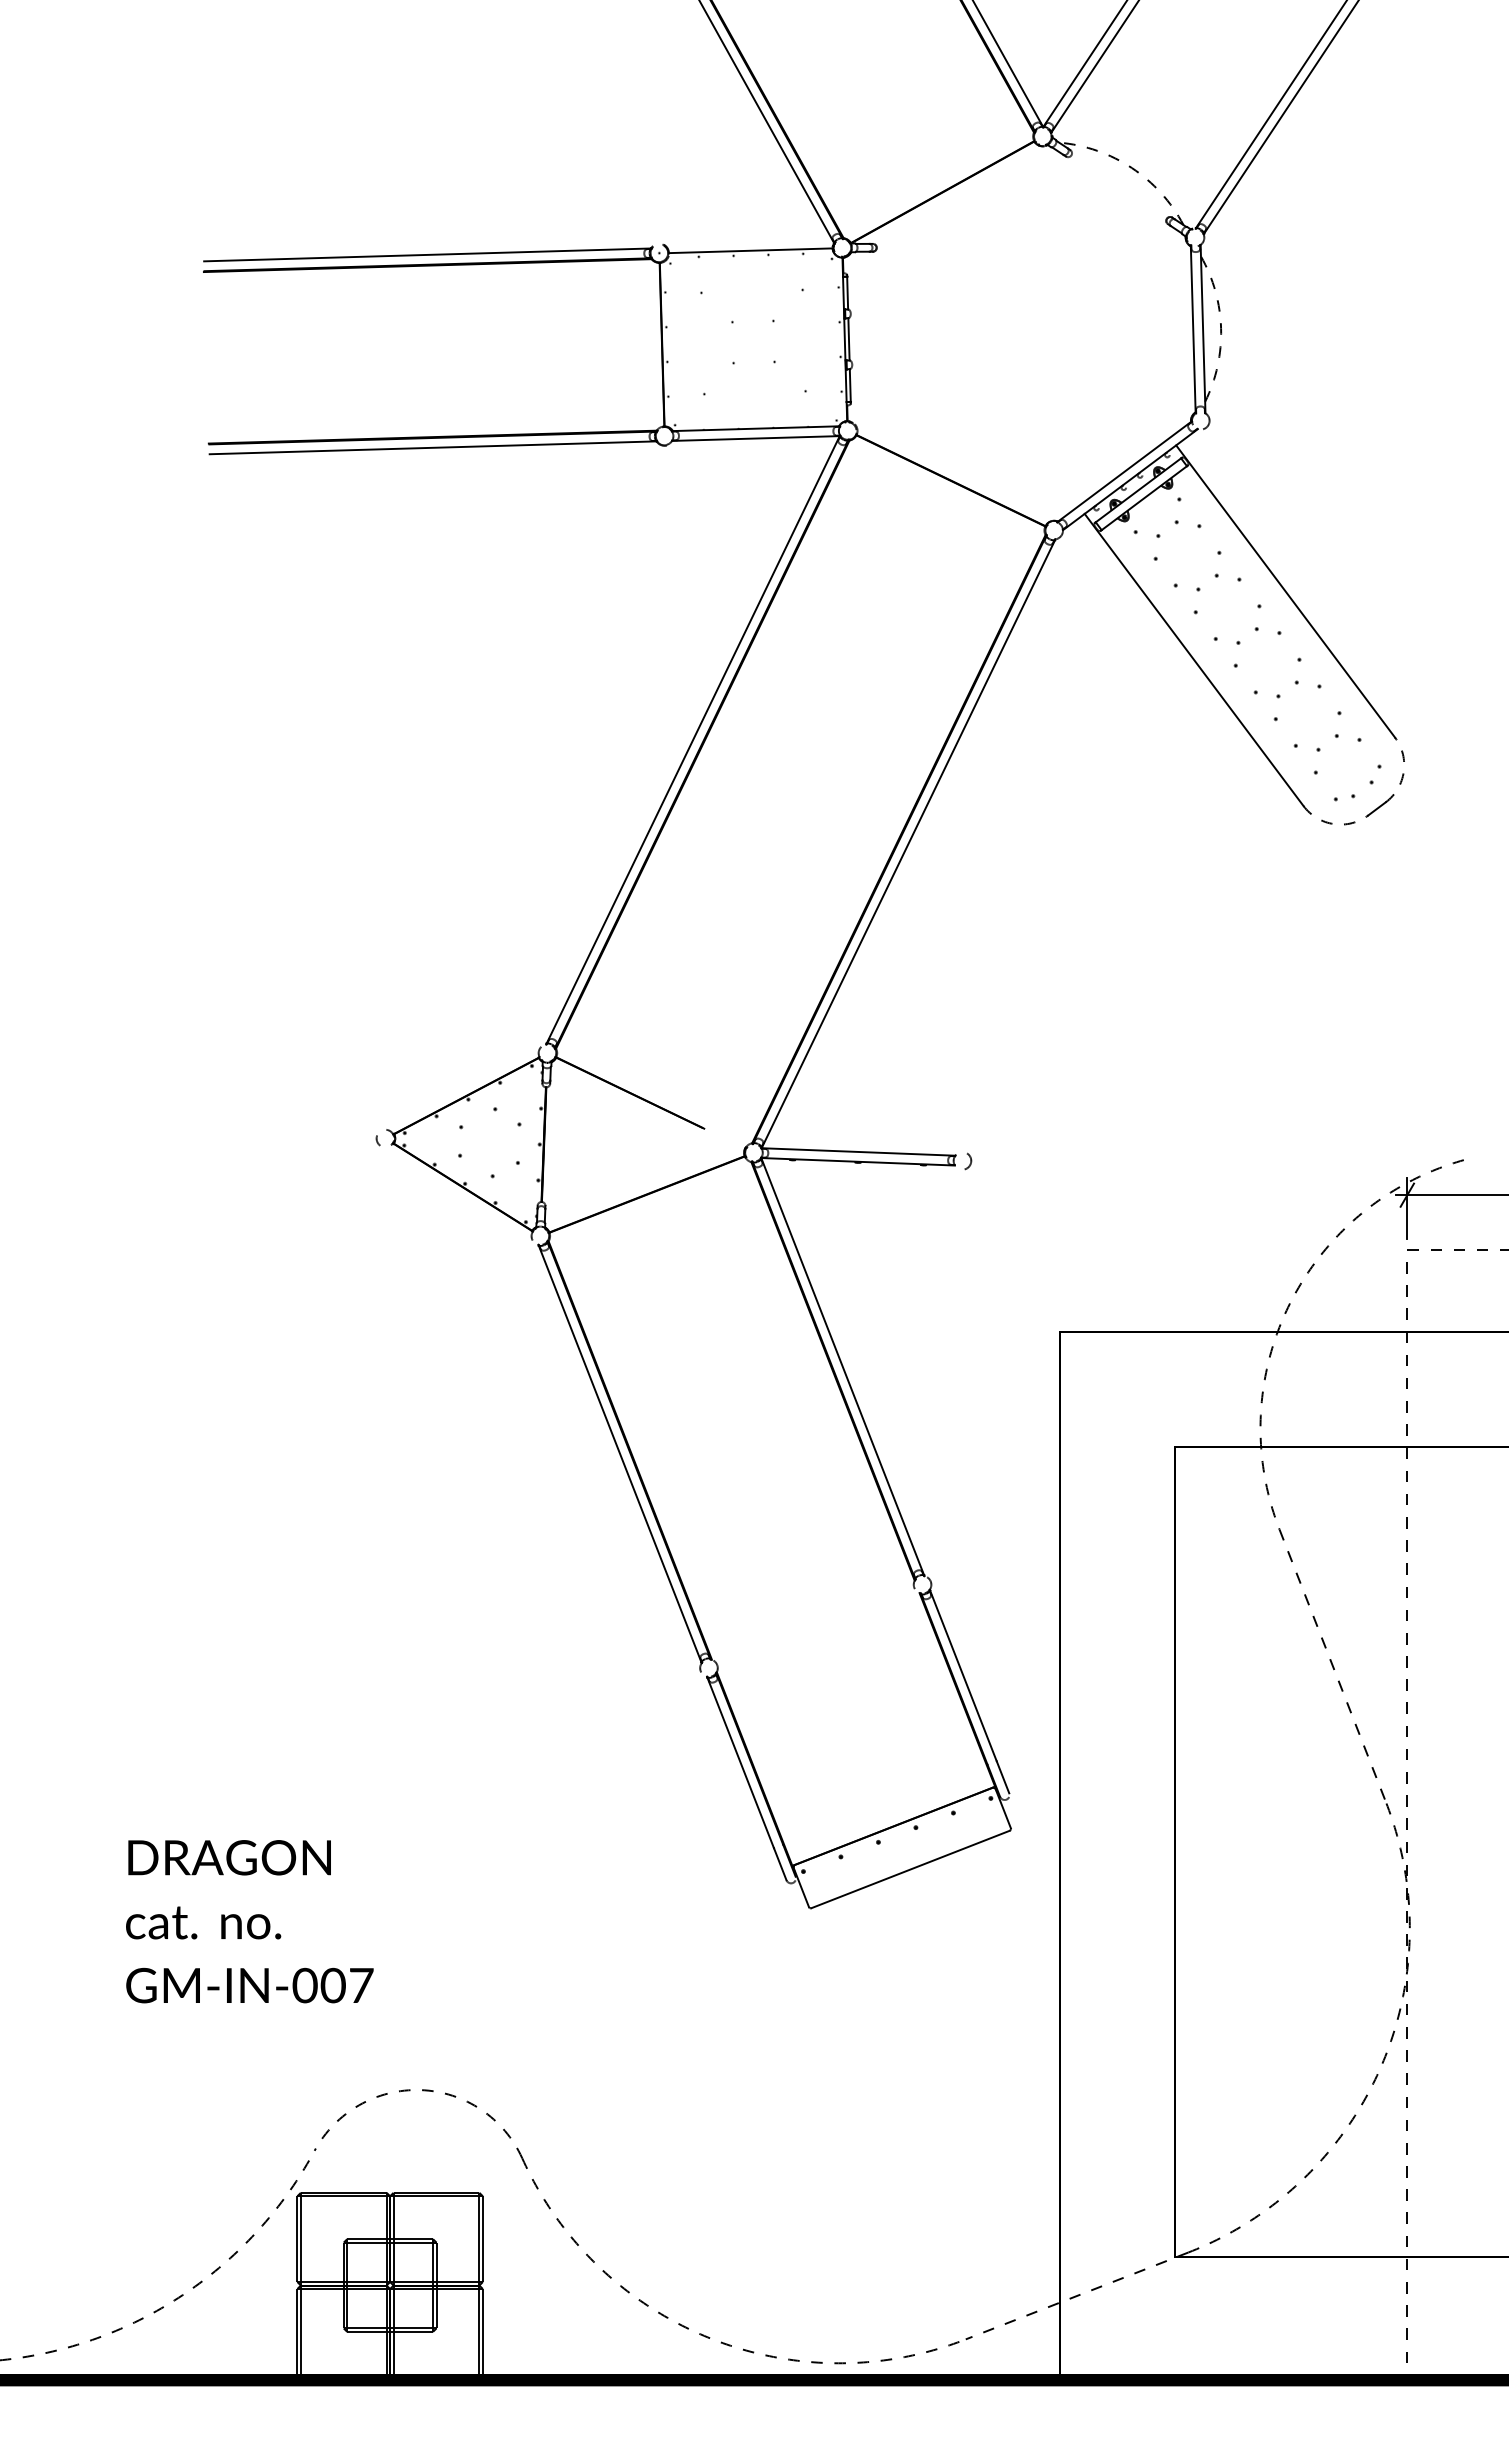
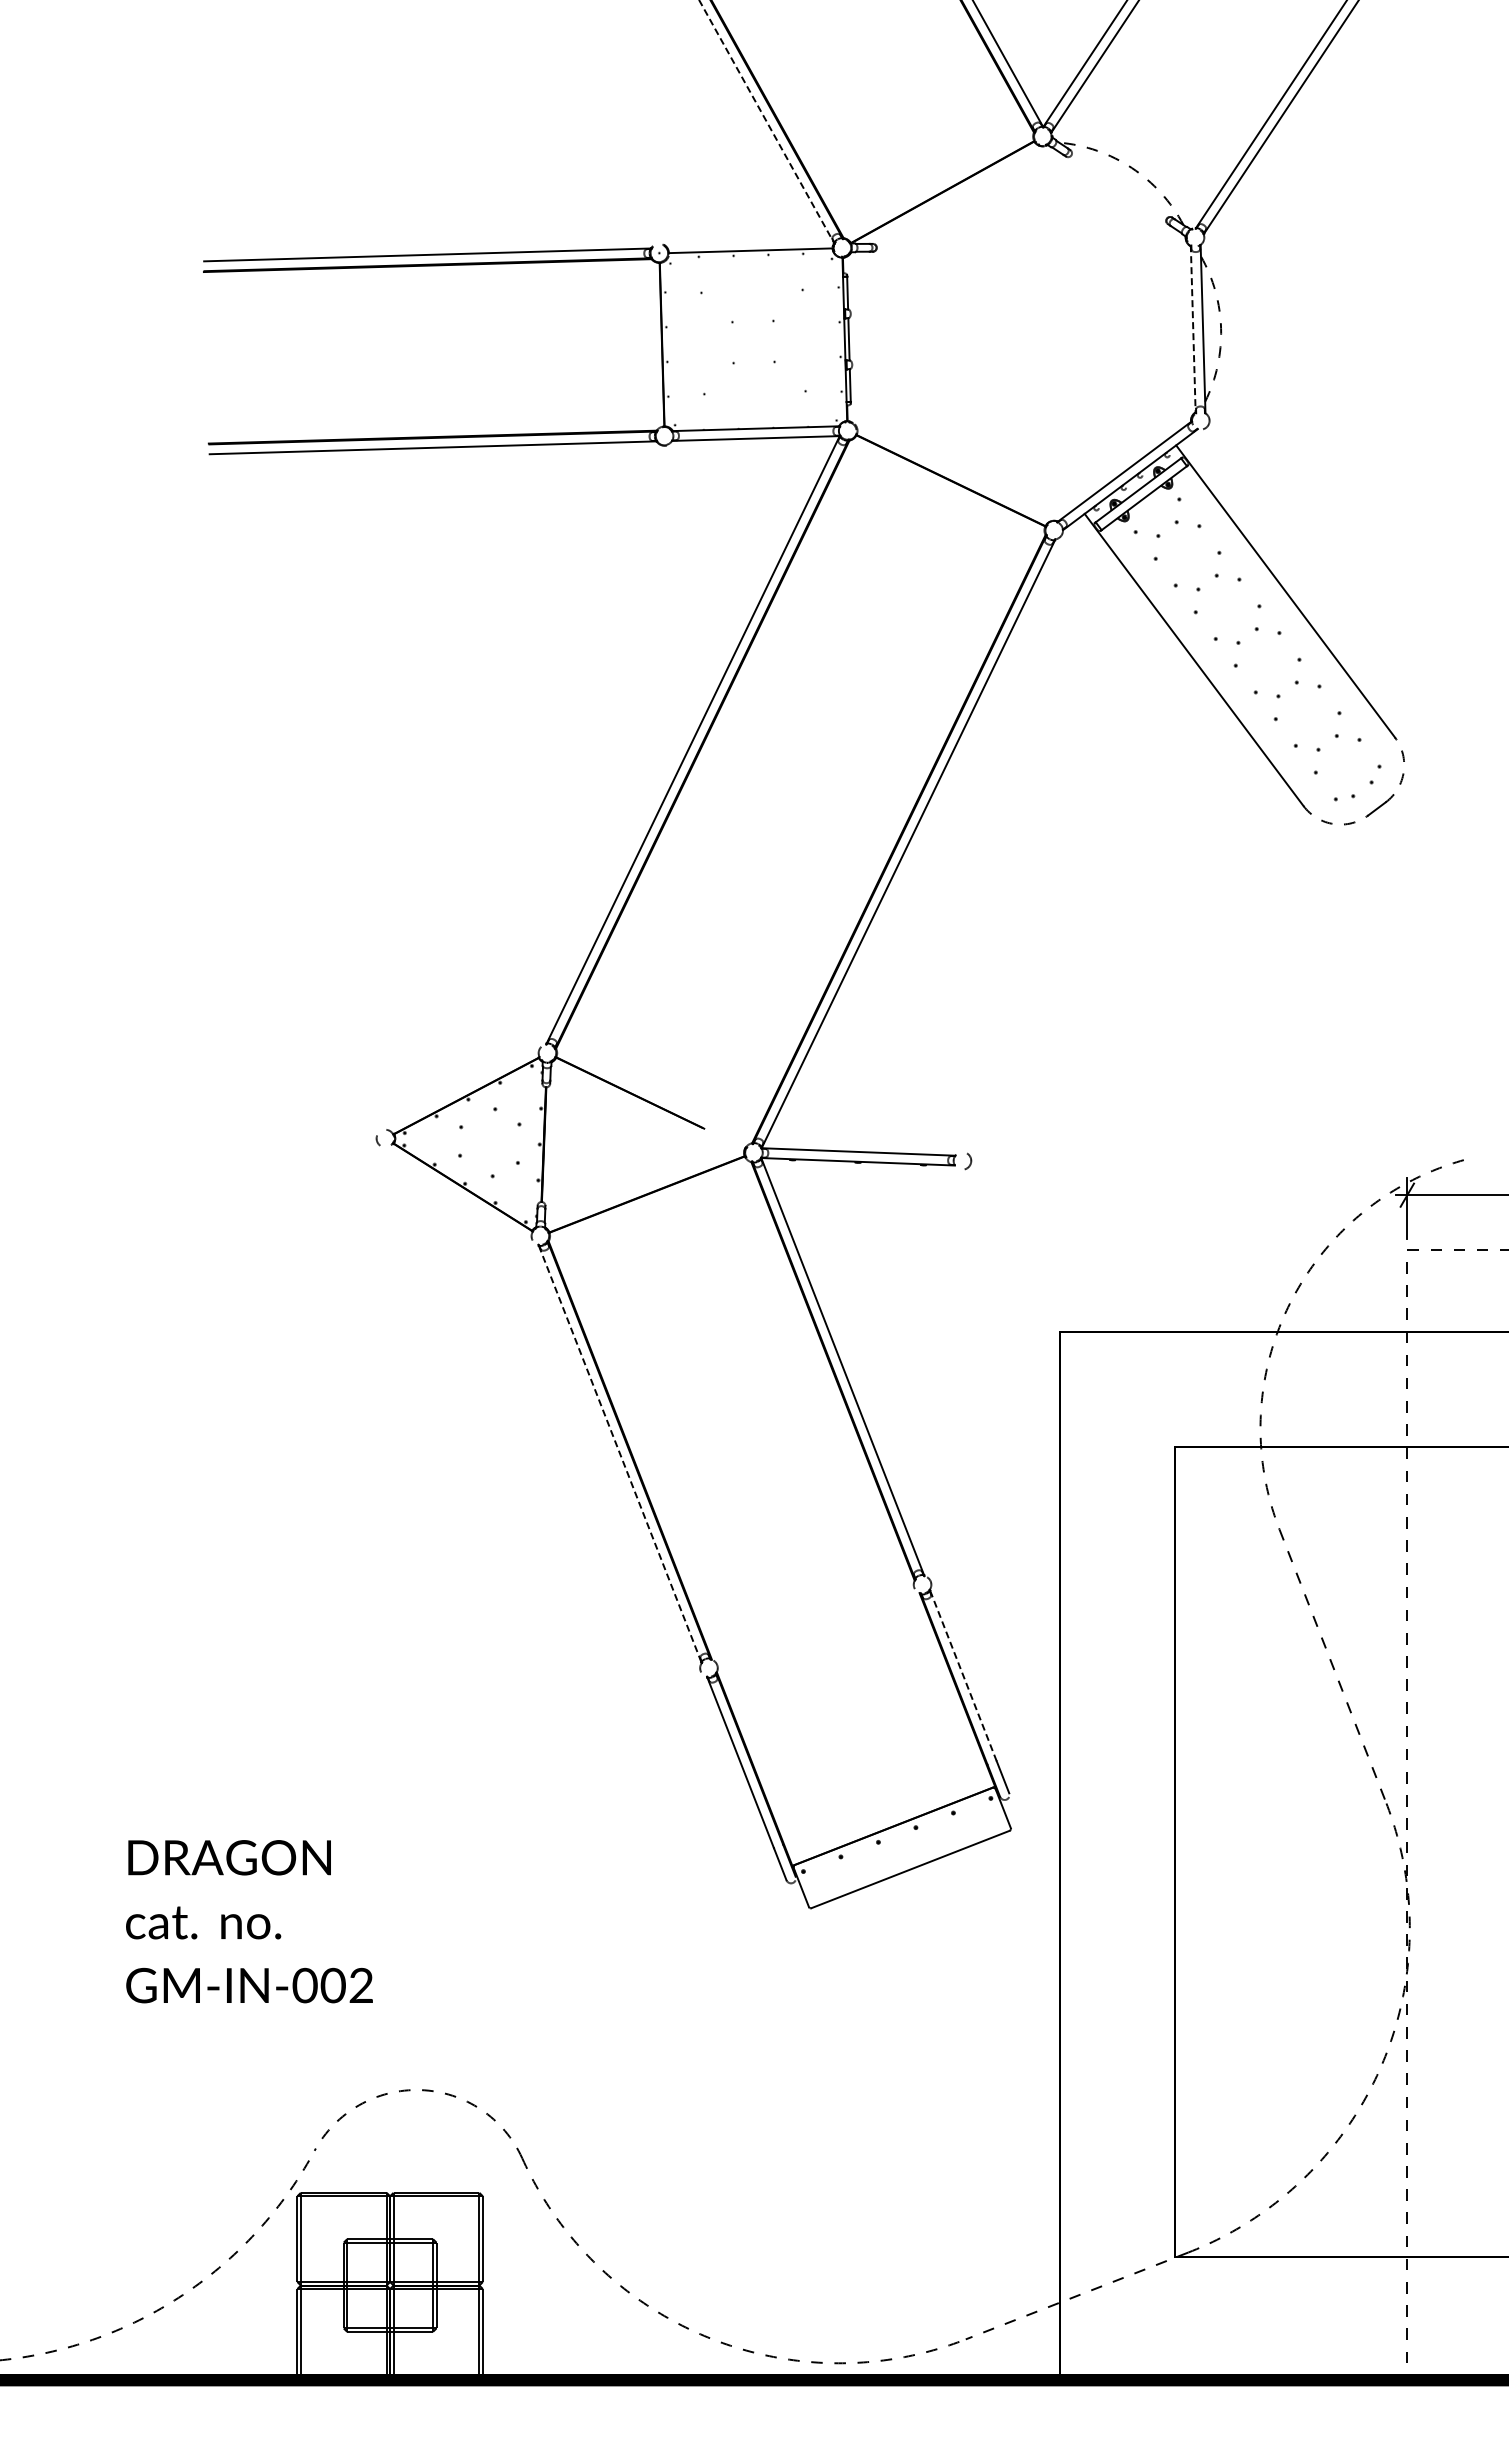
line: solid -> dashed (766, 121)
line: solid -> dashed (1193, 329)
line: solid -> dashed (620, 1454)
line: solid -> dashed (963, 1675)
text: GM-IN-007 -> GM-IN-002 (361, 1984)
